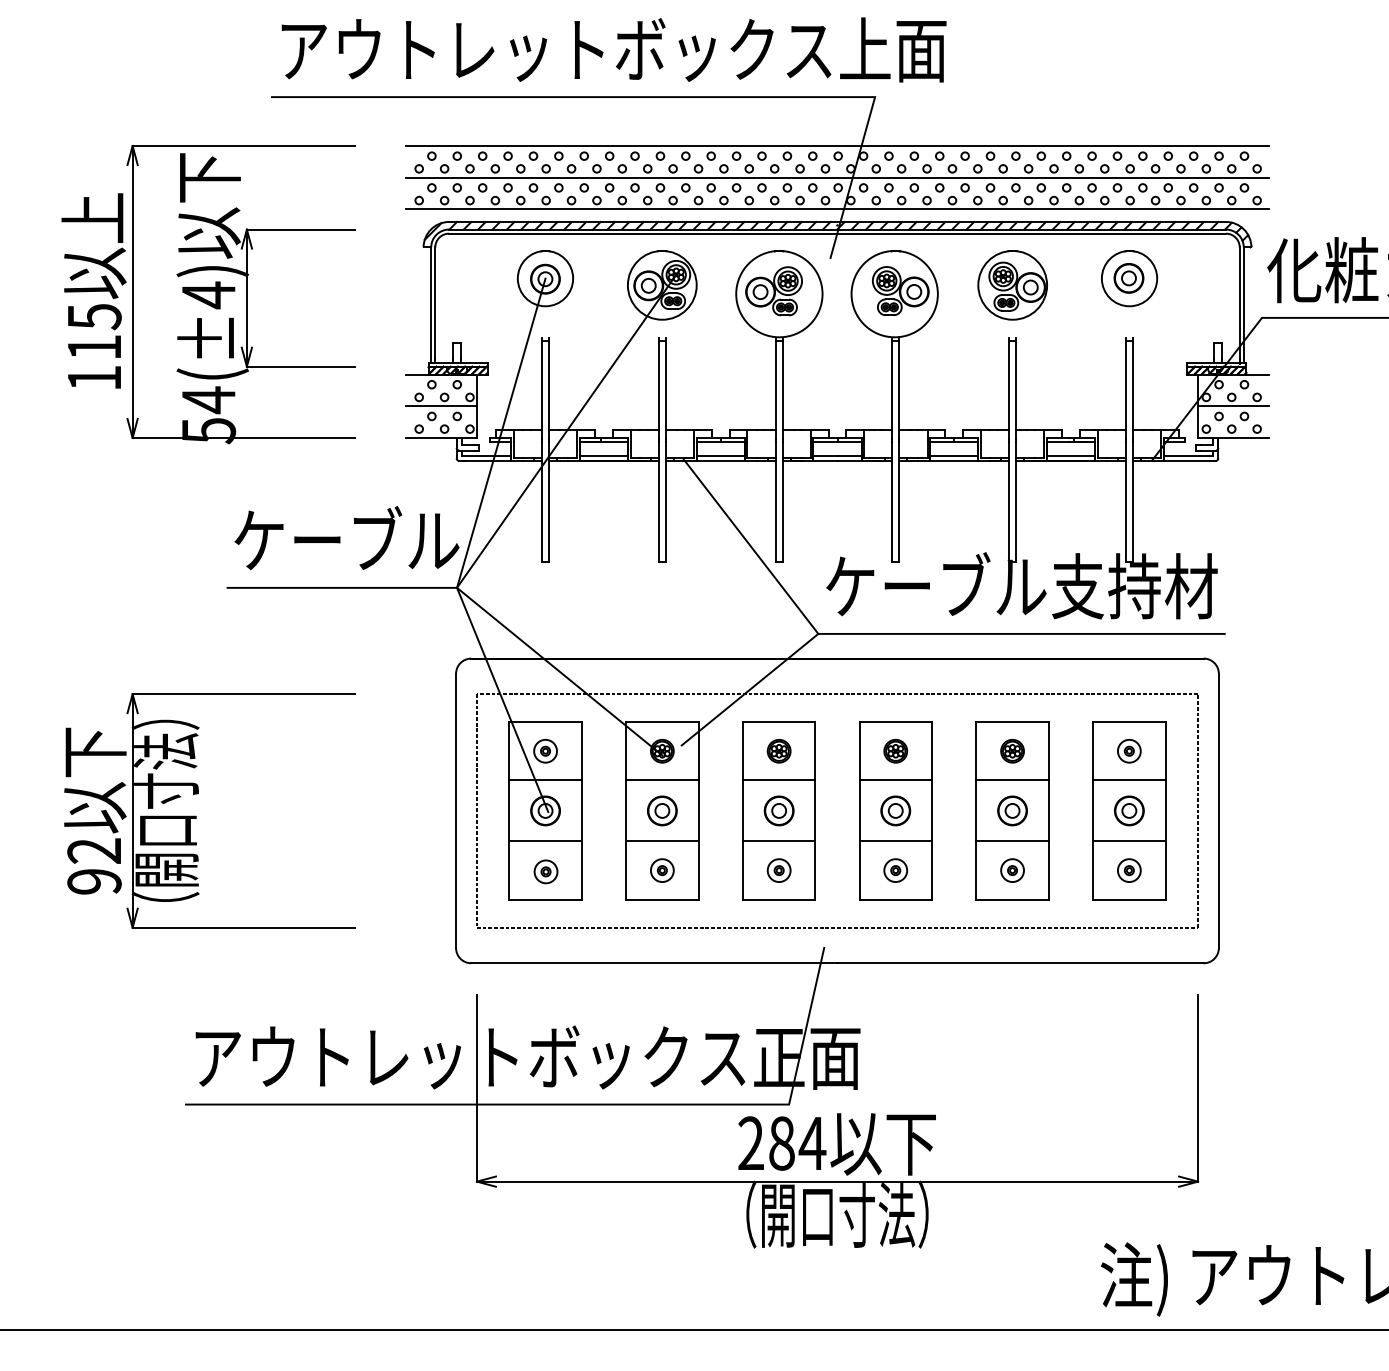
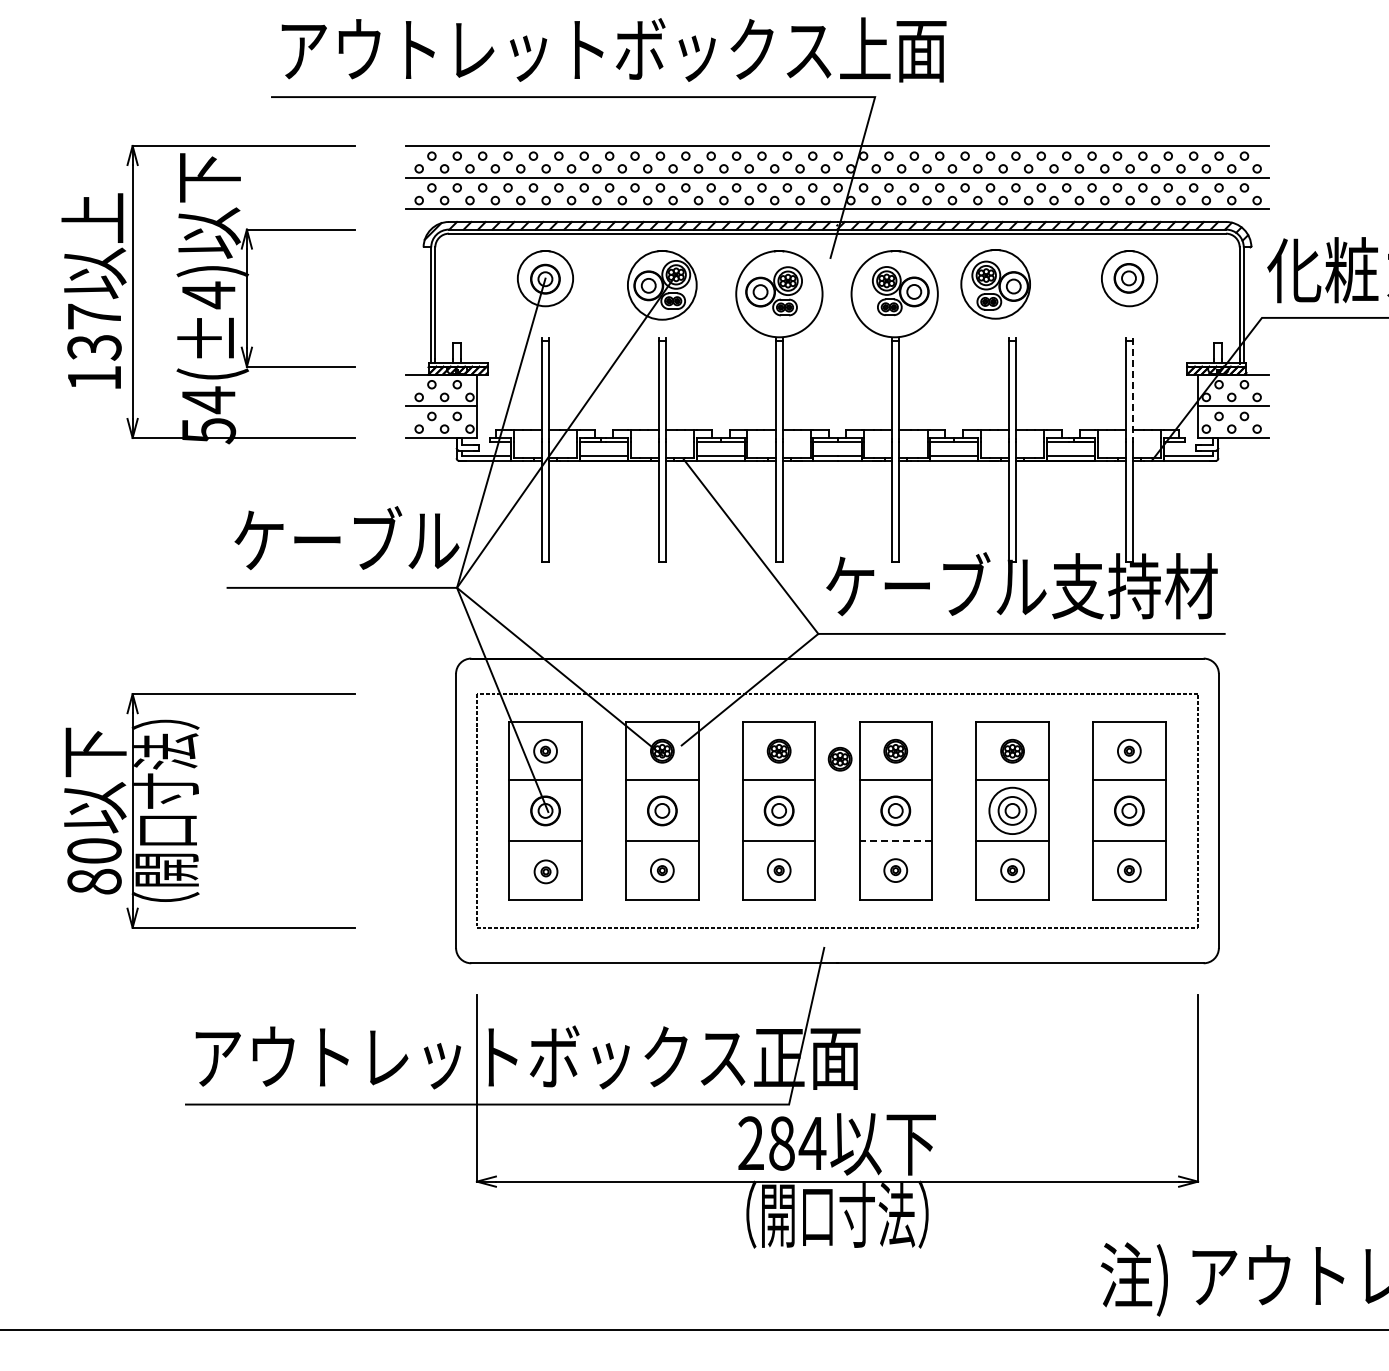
part position: (1012, 285) -> (995, 284) (995, 284)
text: 115 -> 137 (94, 331)
line: solid -> dashed (1133, 389)
part: none -> present (839, 759)
circle diameter: 29 px -> 46 px (1012, 810)
line: solid -> dashed (895, 841)
text: 92 -> 80 (94, 866)
